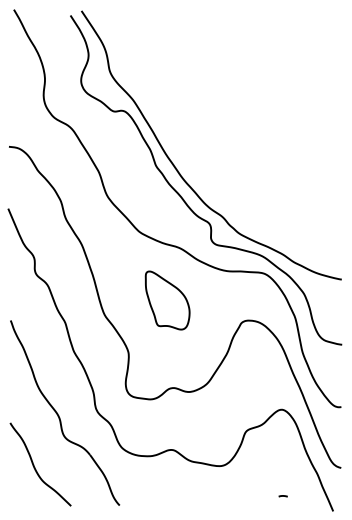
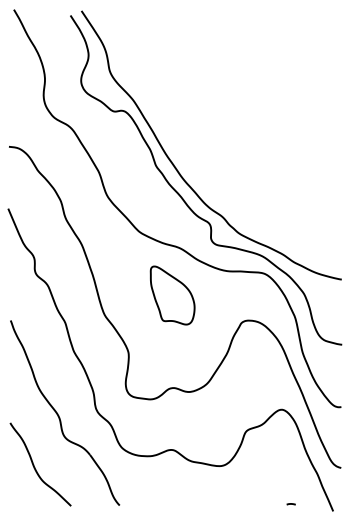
part position: (167, 300) -> (172, 295) (172, 295)
curve position: (282, 496) -> (290, 504) (290, 504)
